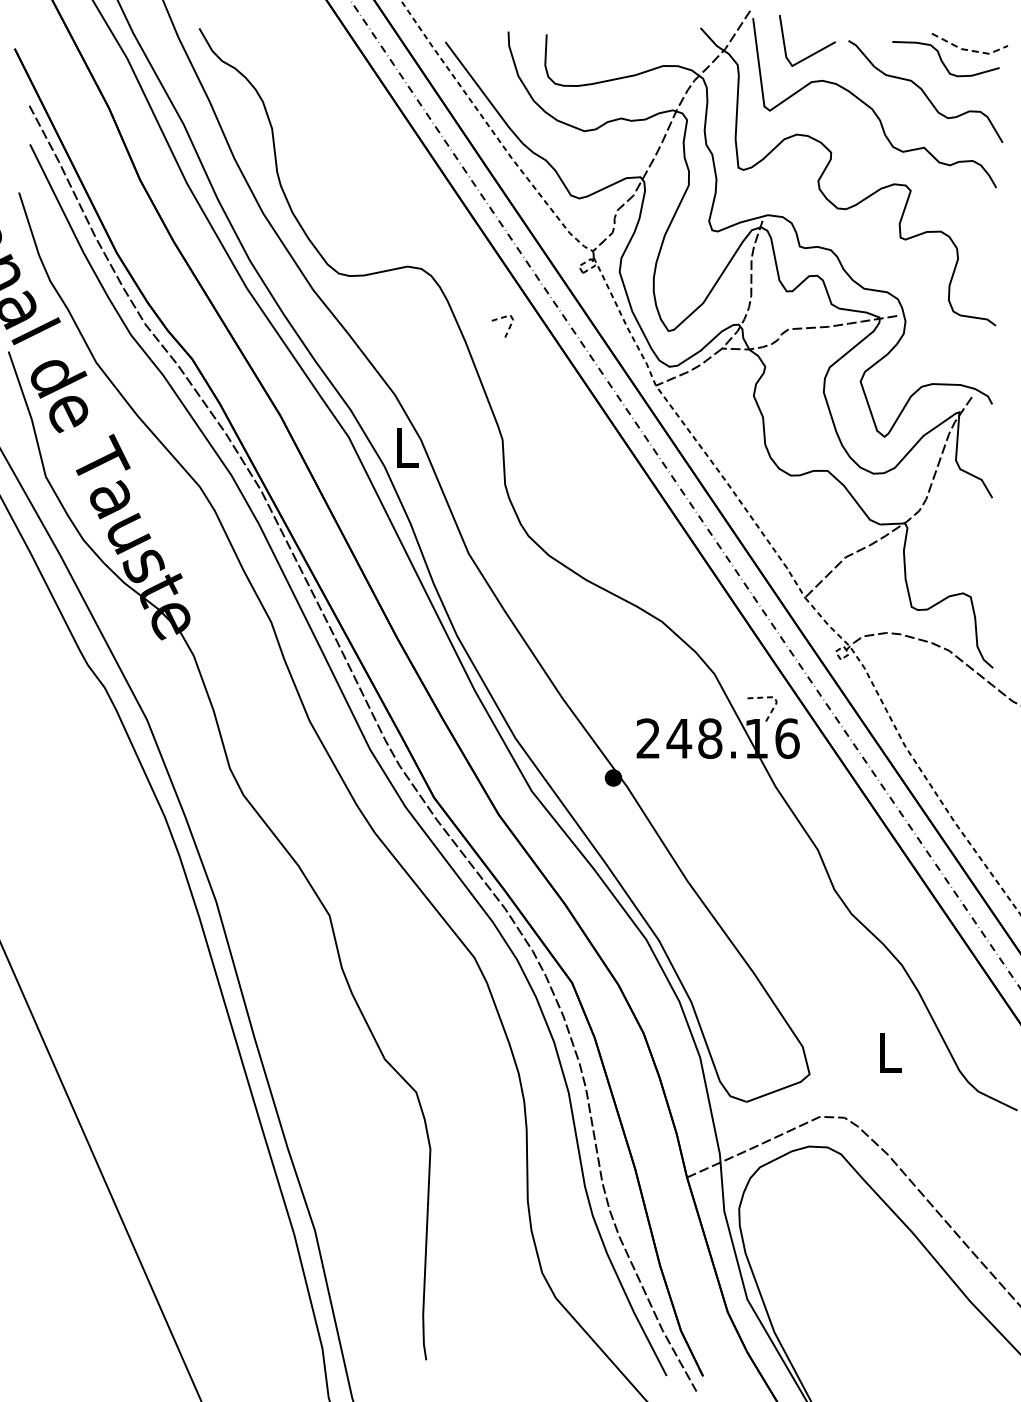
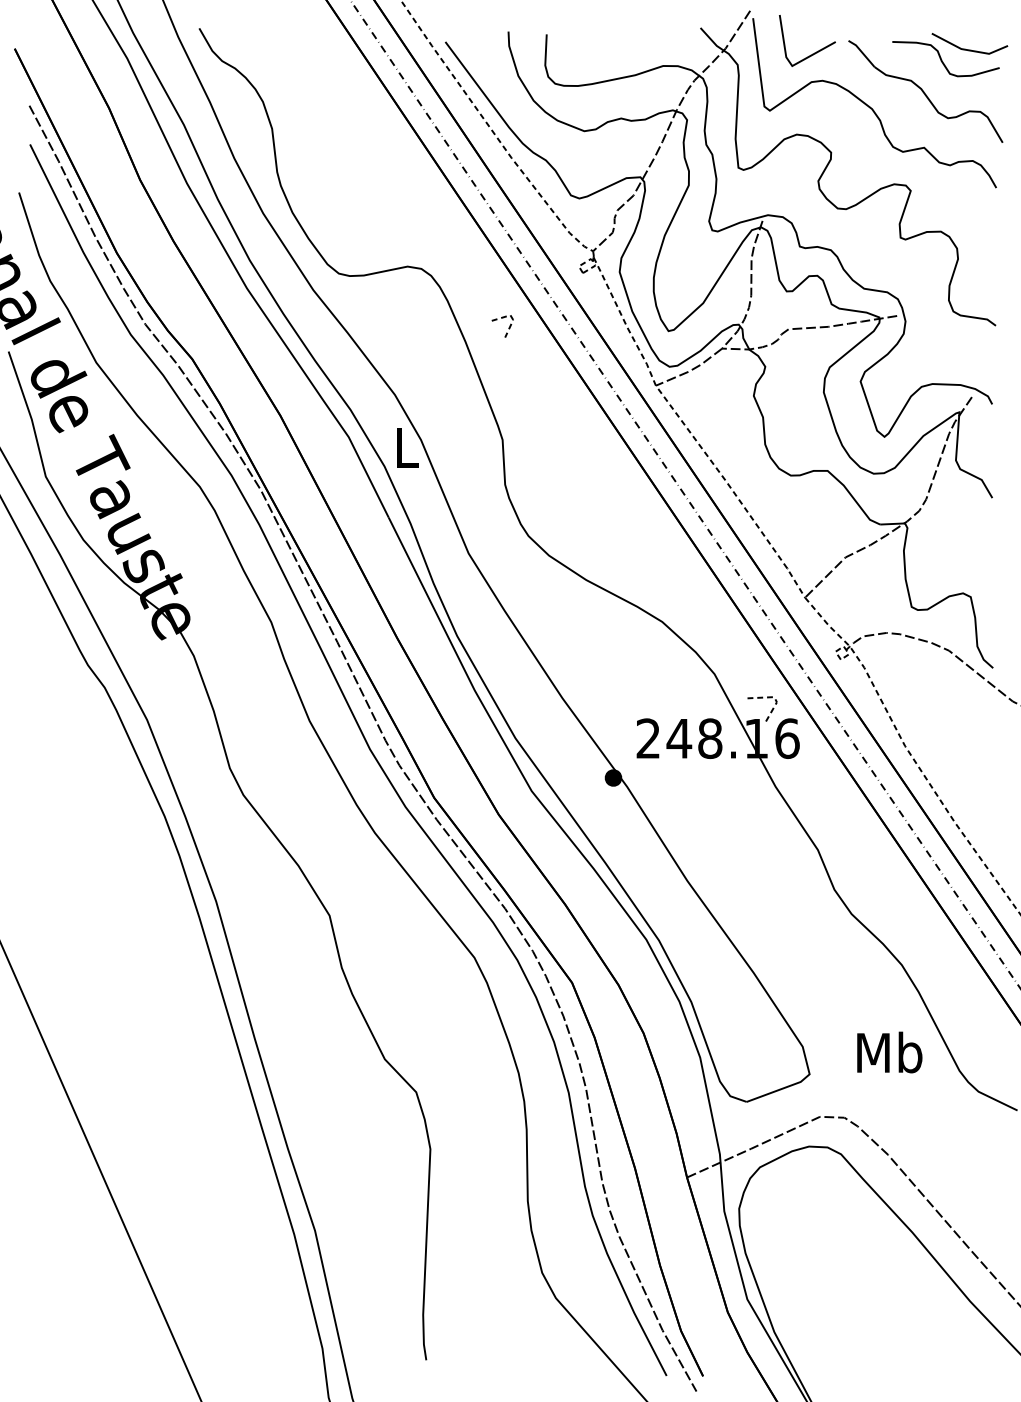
line: dashed -> solid (969, 50)
text: L -> Mb (889, 1052)
